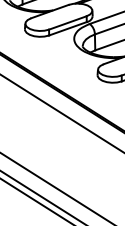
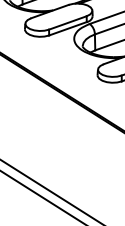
line: present -> none (61, 112)
line position: (56, 188) -> (51, 191) (51, 191)
line: present -> none (35, 200)
